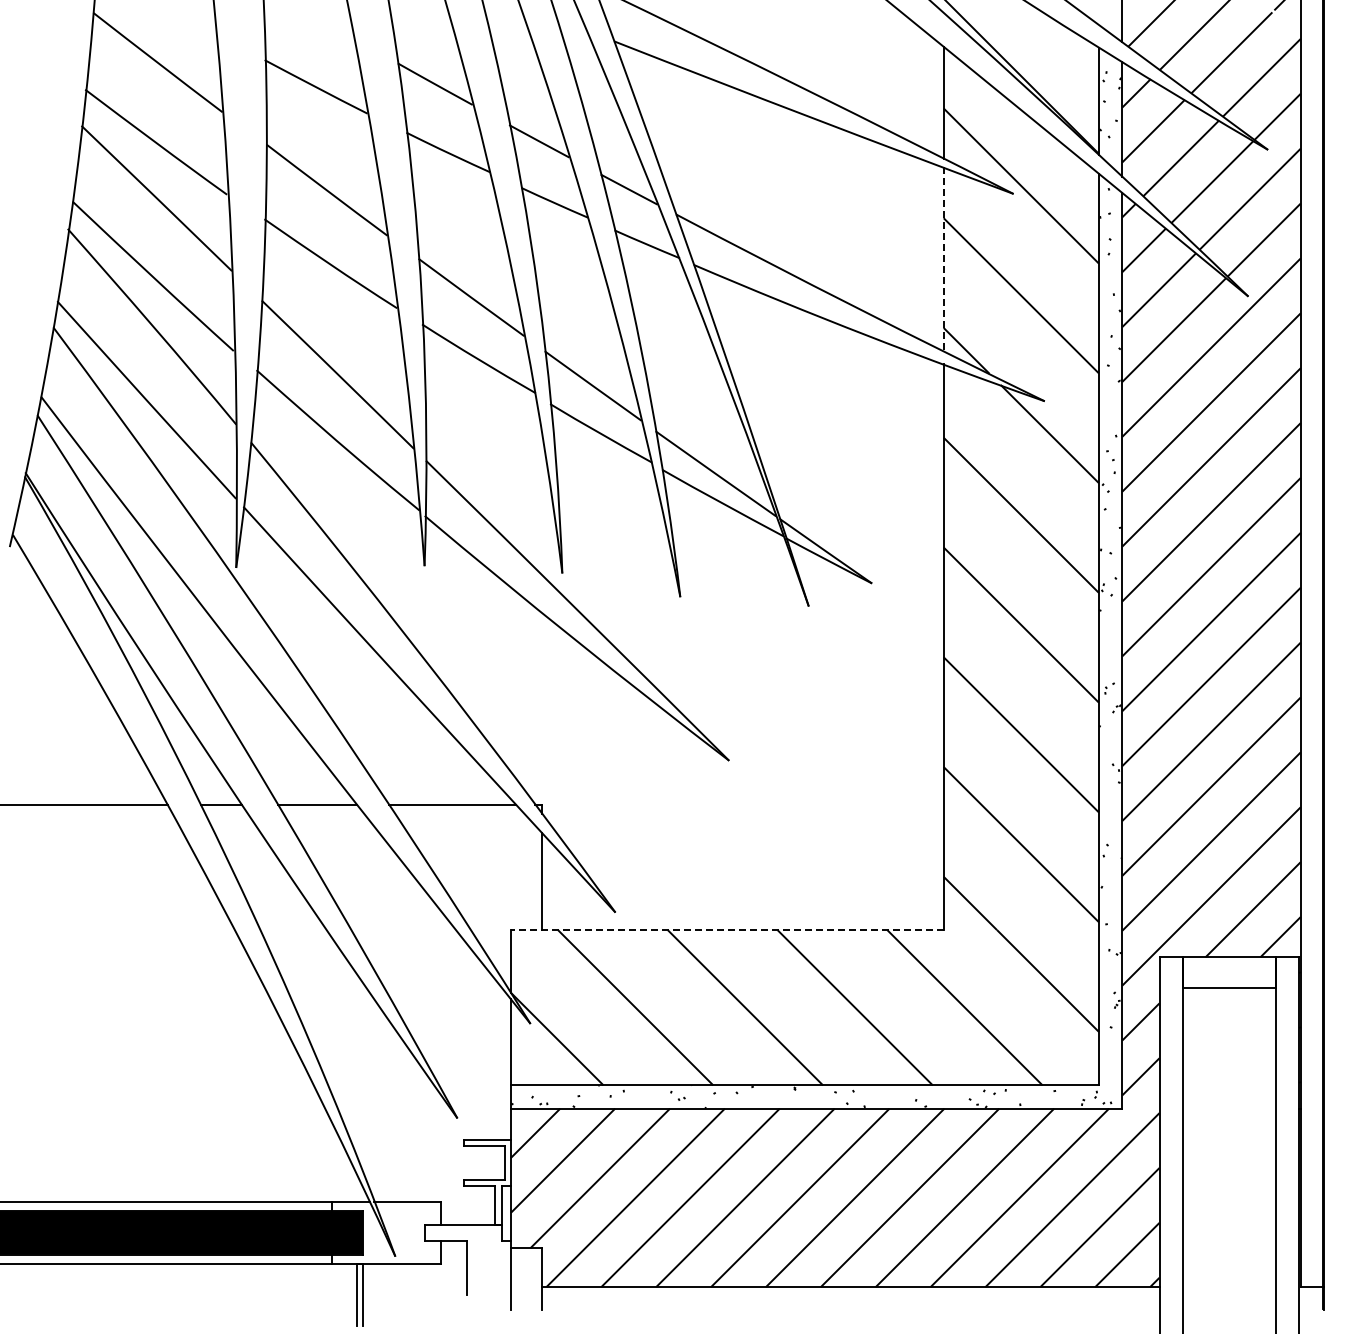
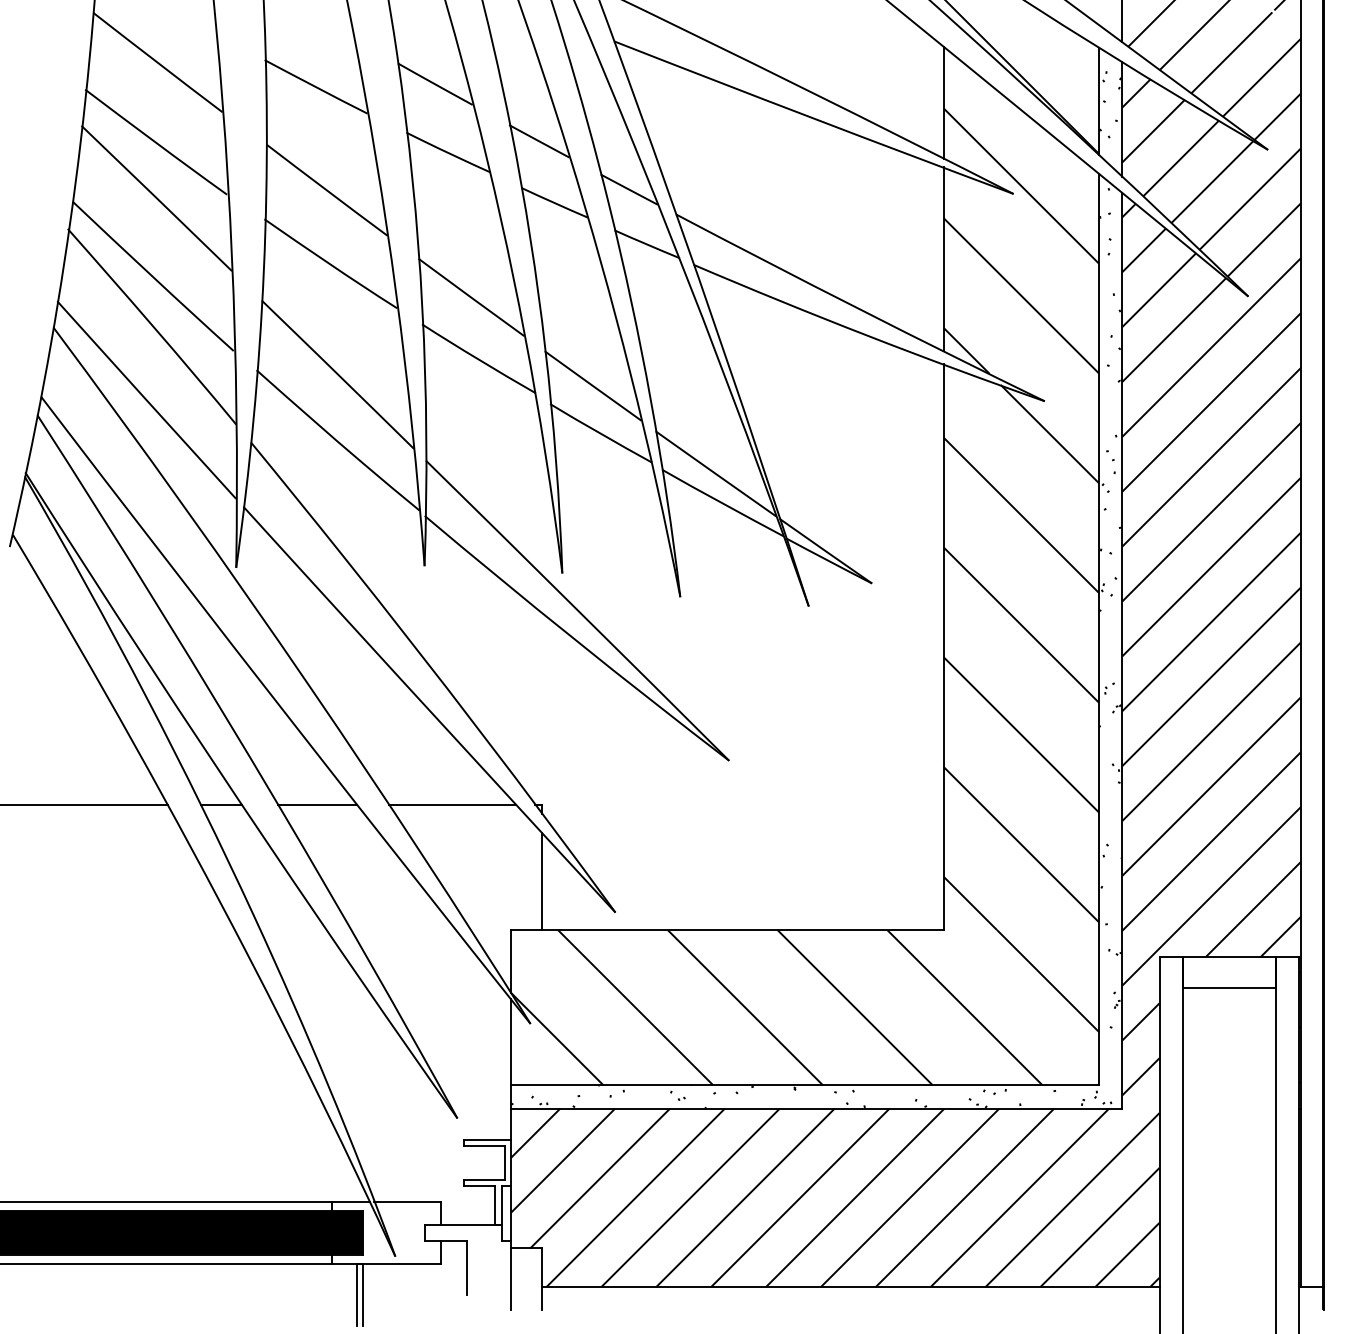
line: dashed -> solid (943, 259)
line: dashed -> solid (726, 930)
